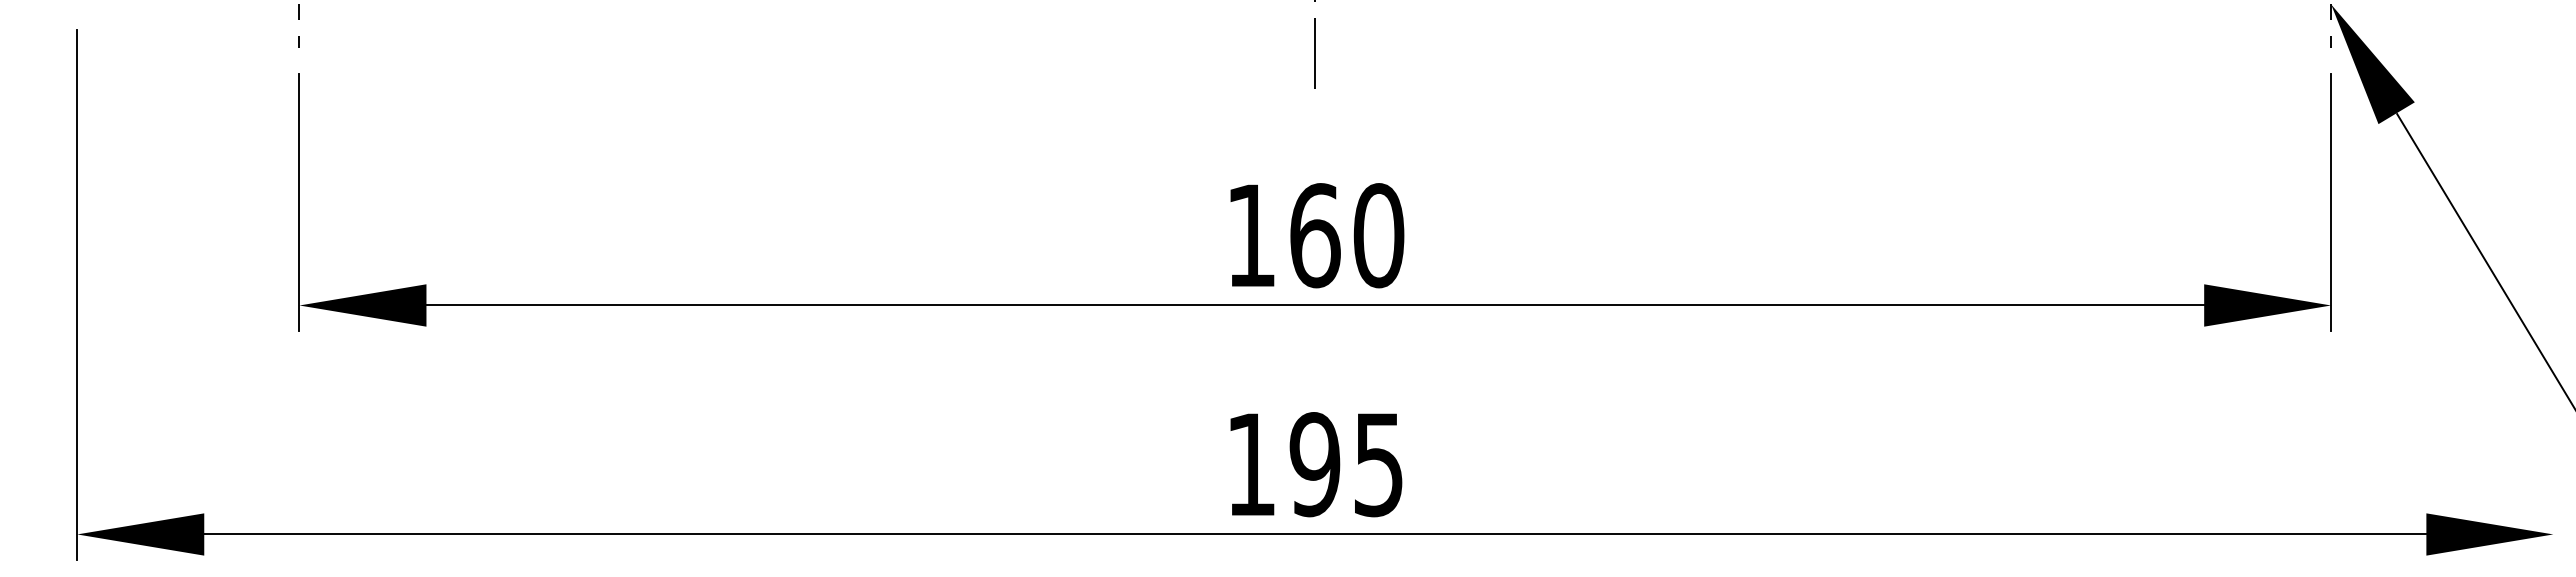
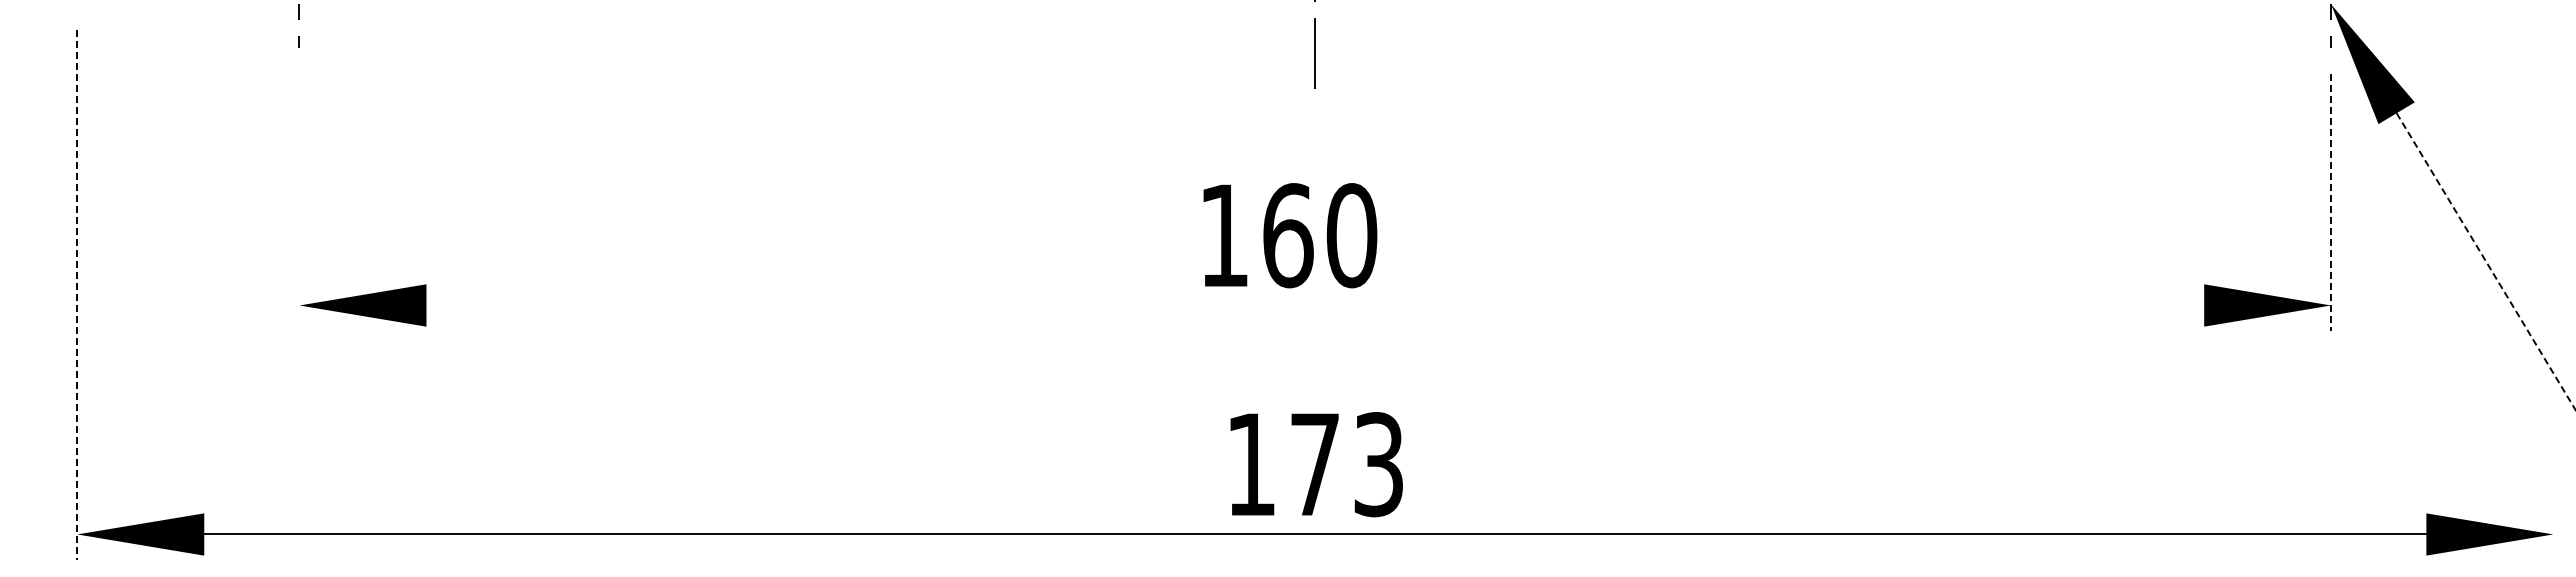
line: present -> none (299, 201)
line: solid -> dashed (2331, 202)
text position: (1317, 235) -> (1290, 235) (1290, 235)
line: solid -> dashed (2486, 261)
line: solid -> dashed (77, 295)
line: present -> none (1315, 305)
text: 195 -> 173 (1345, 464)
